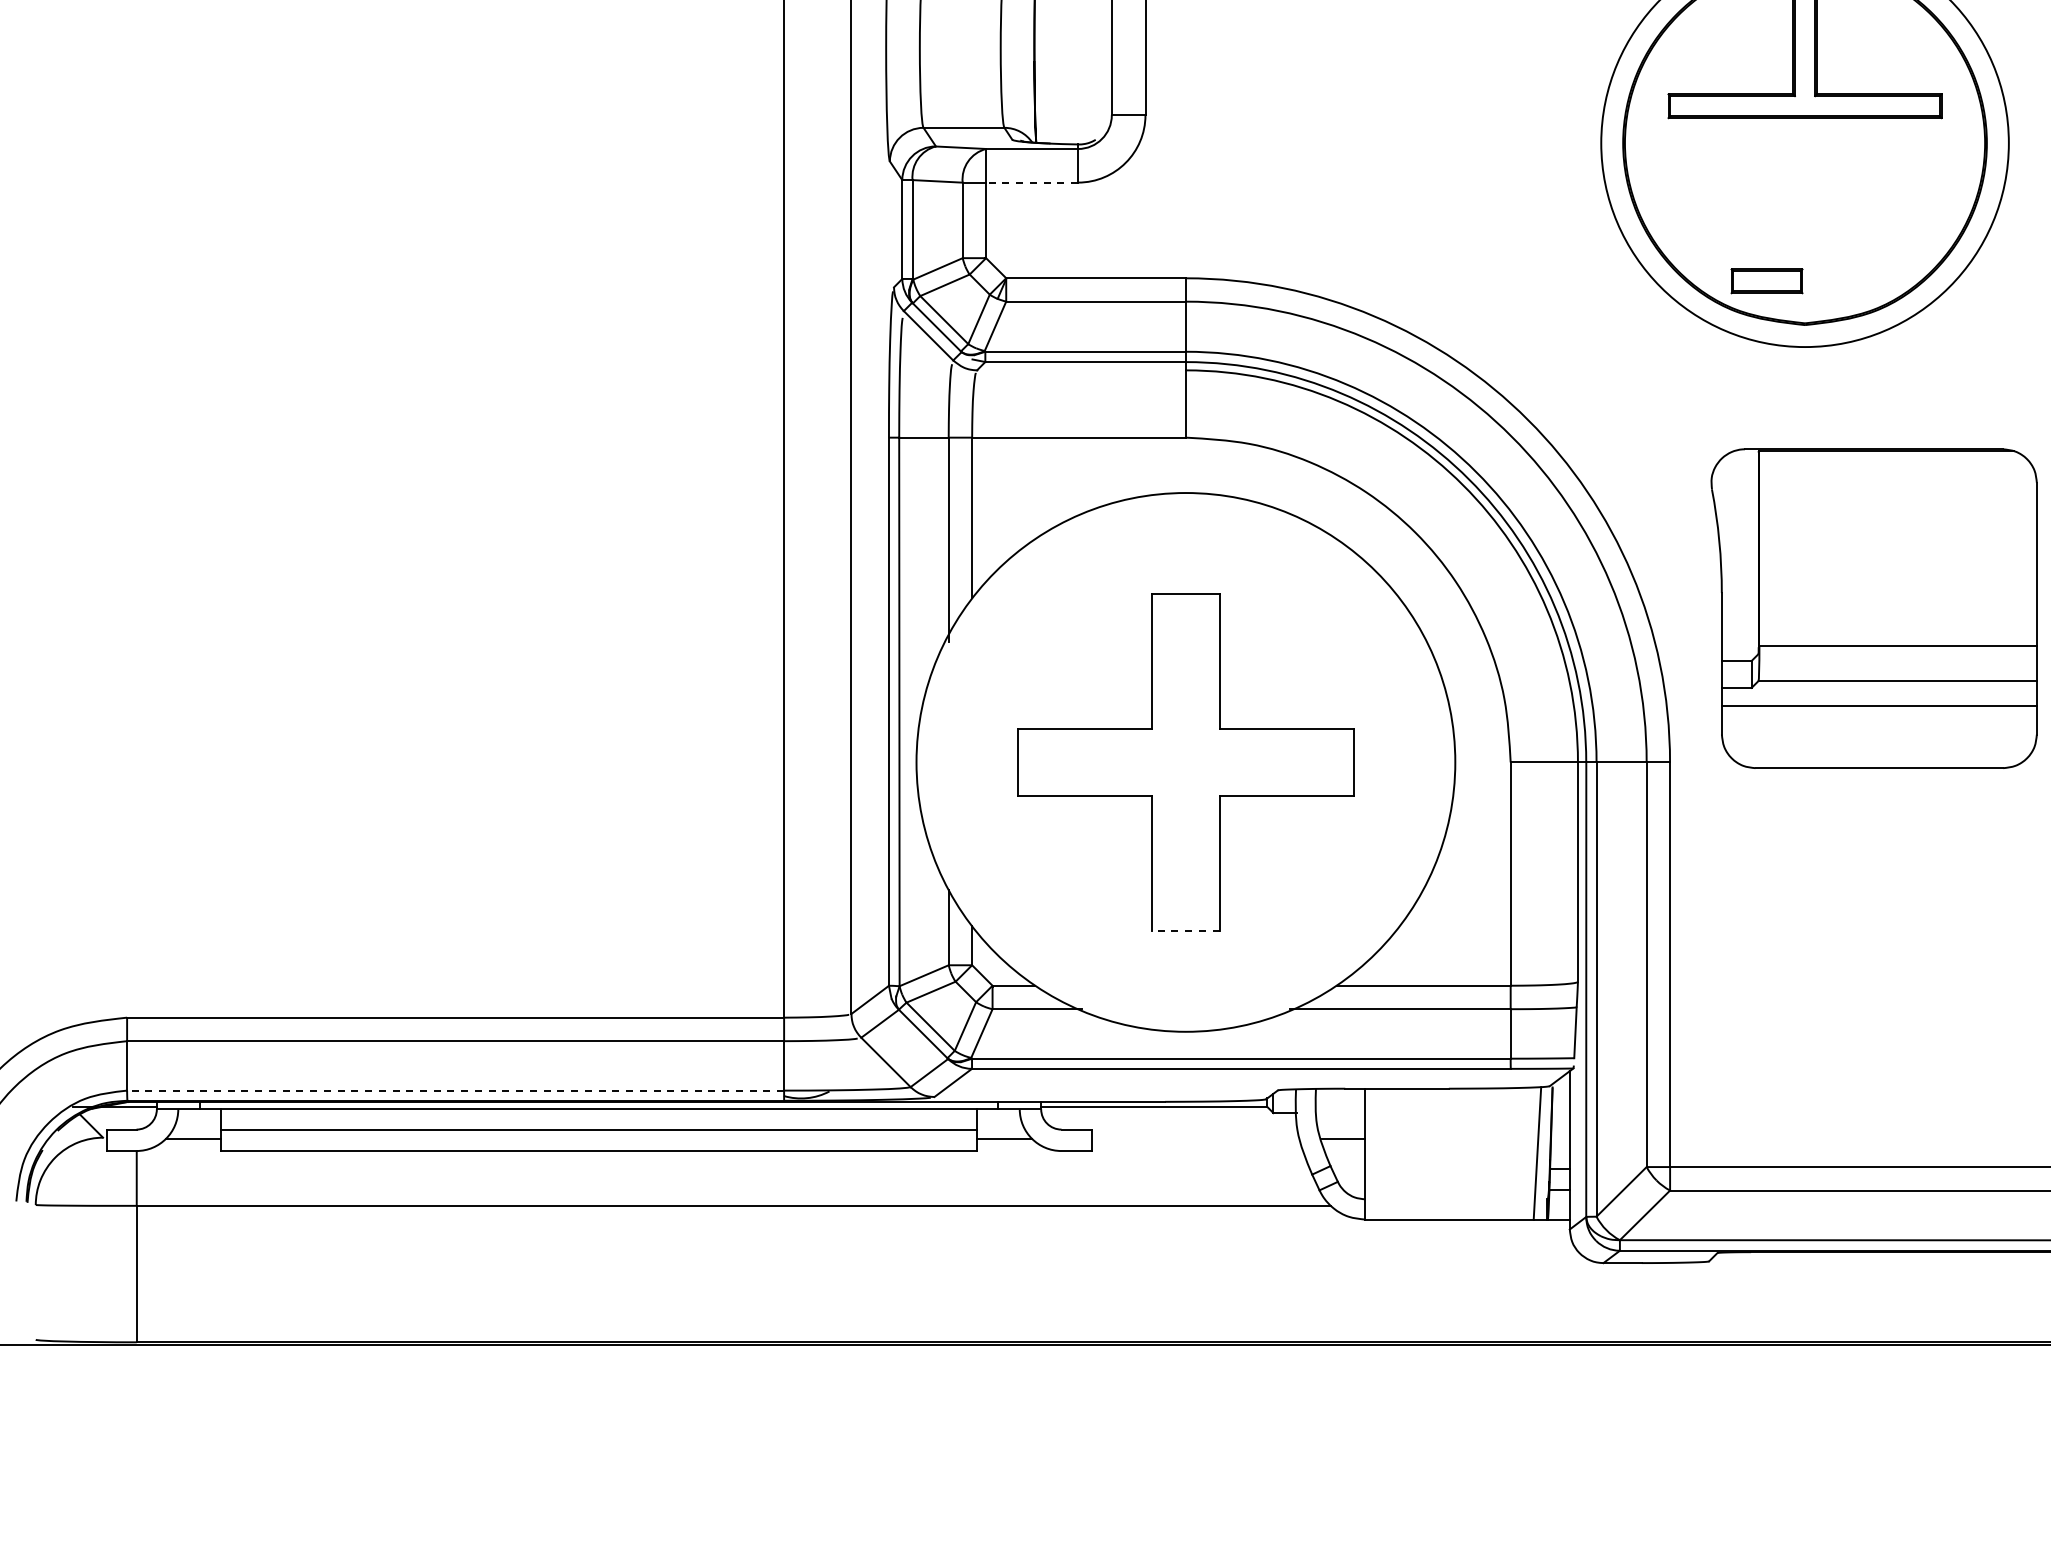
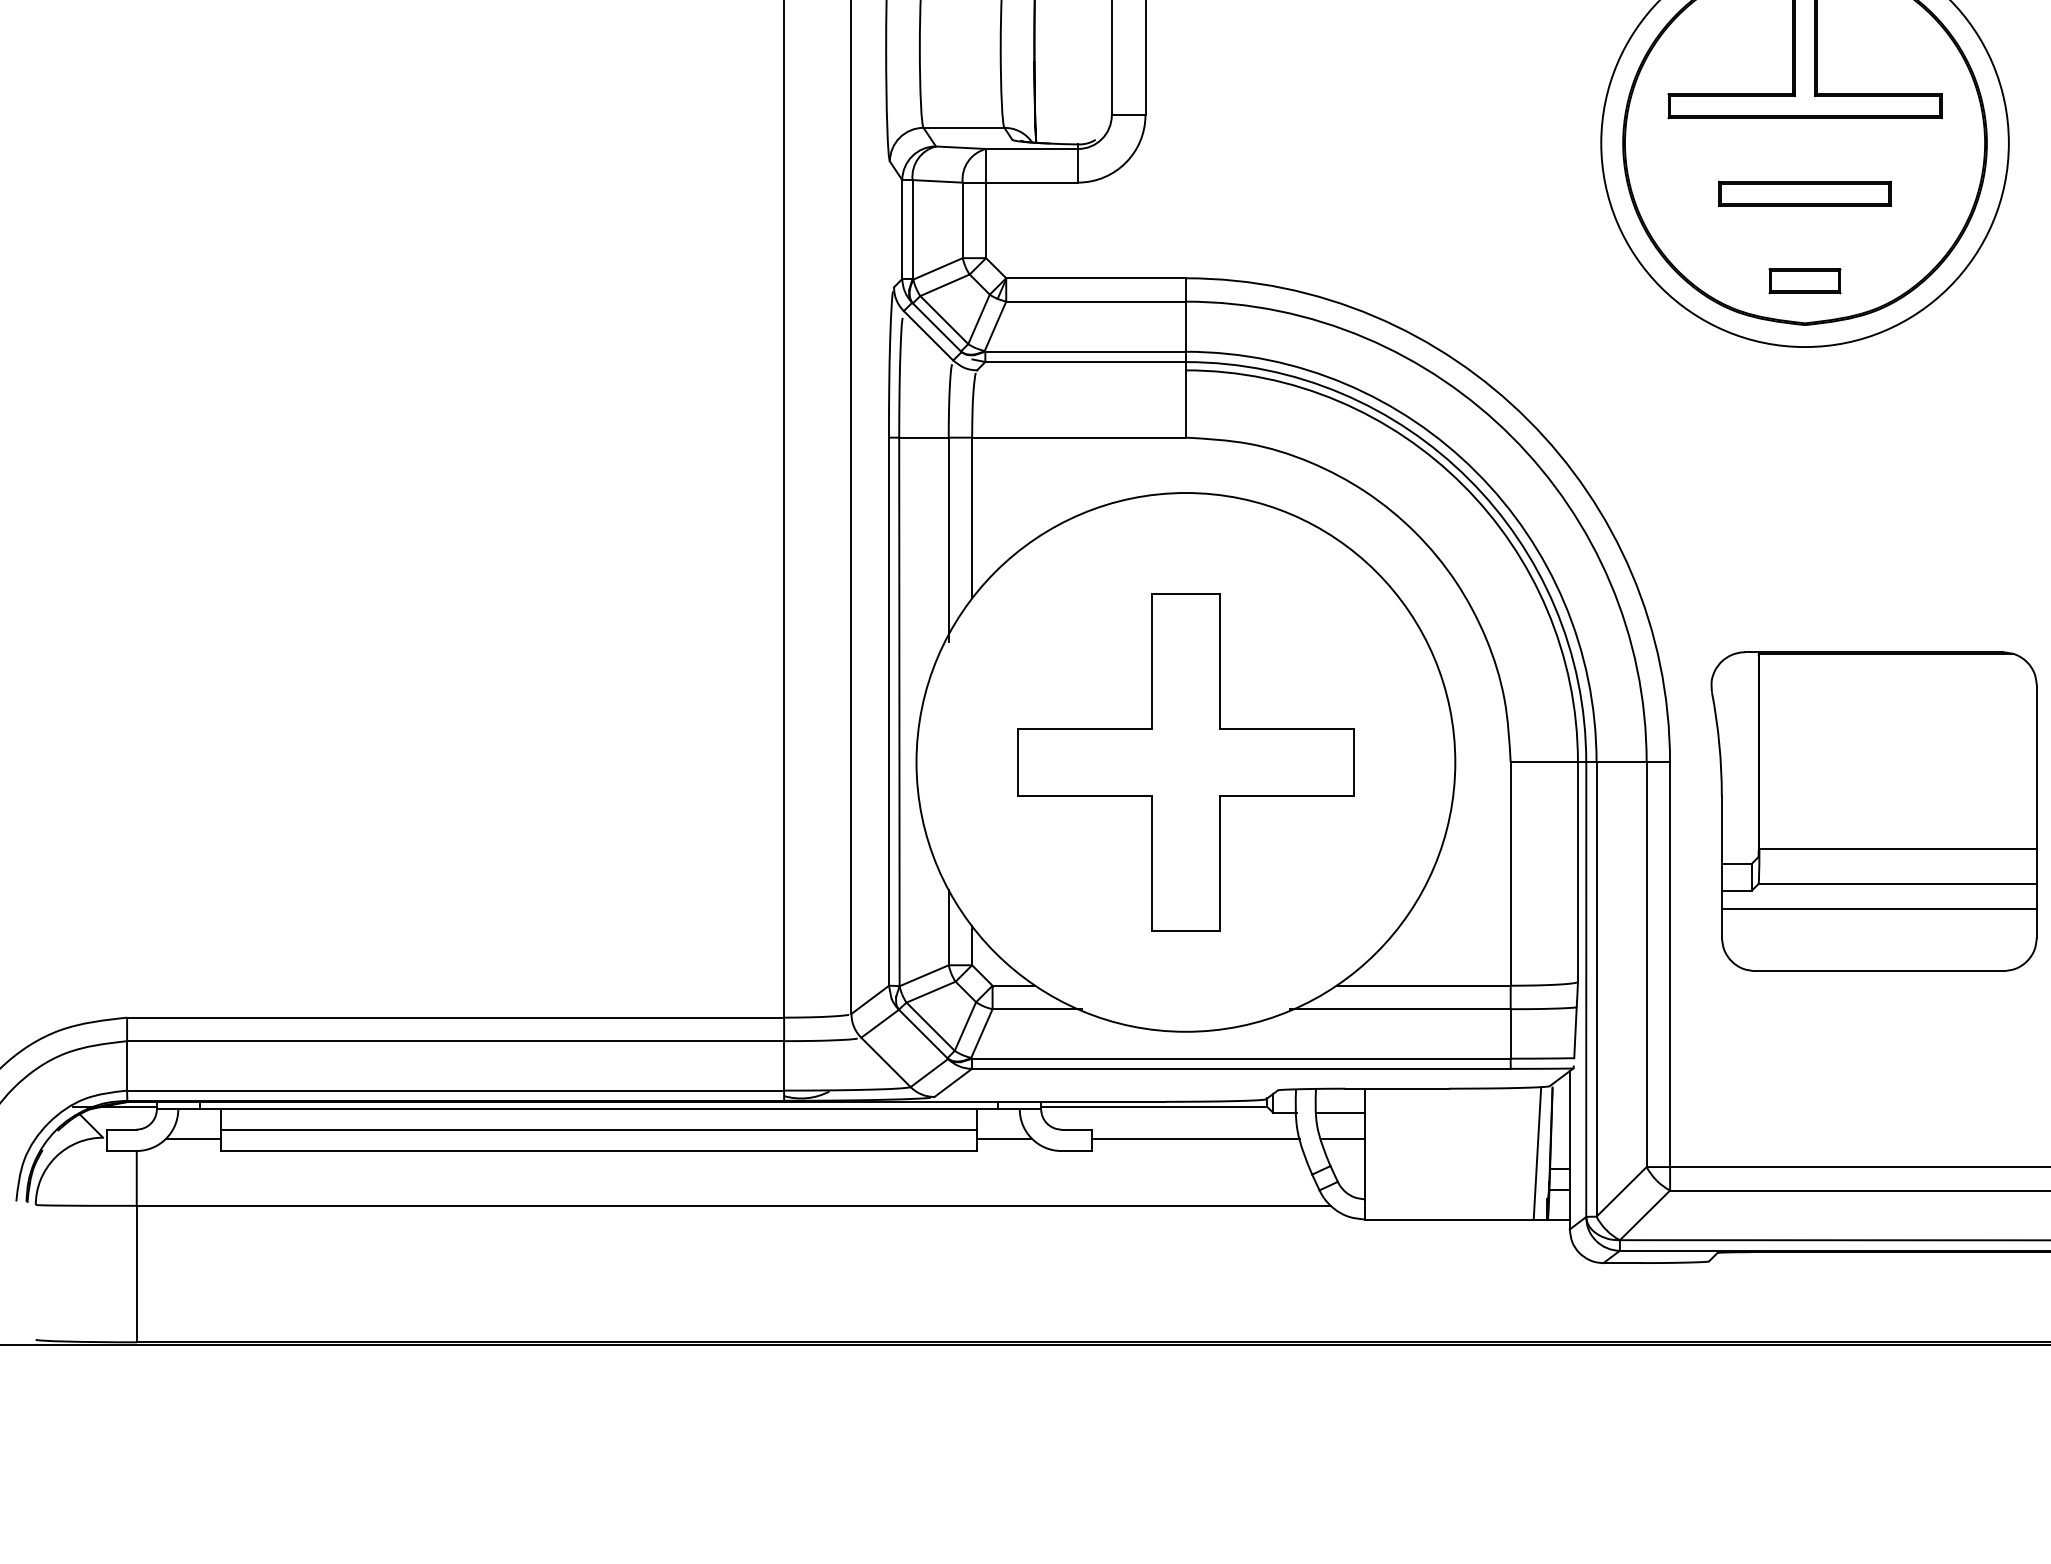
line: dashed -> solid (1031, 182)
part: none -> present (1804, 193)
part position: (1766, 281) -> (1804, 281) (1804, 281)
part position: (1873, 608) -> (1873, 811) (1873, 811)
line: dashed -> solid (1185, 930)
line: dashed -> solid (455, 1090)
line: none -> present (1340, 1113)
line: none -> present (1195, 1138)
